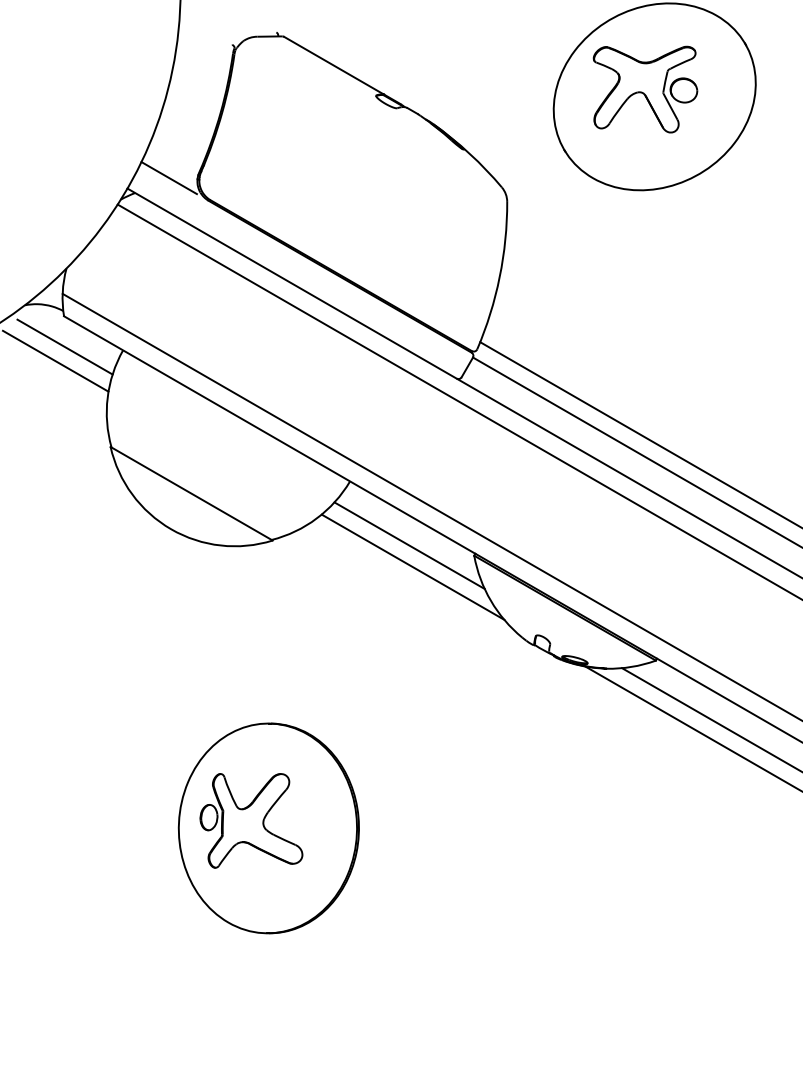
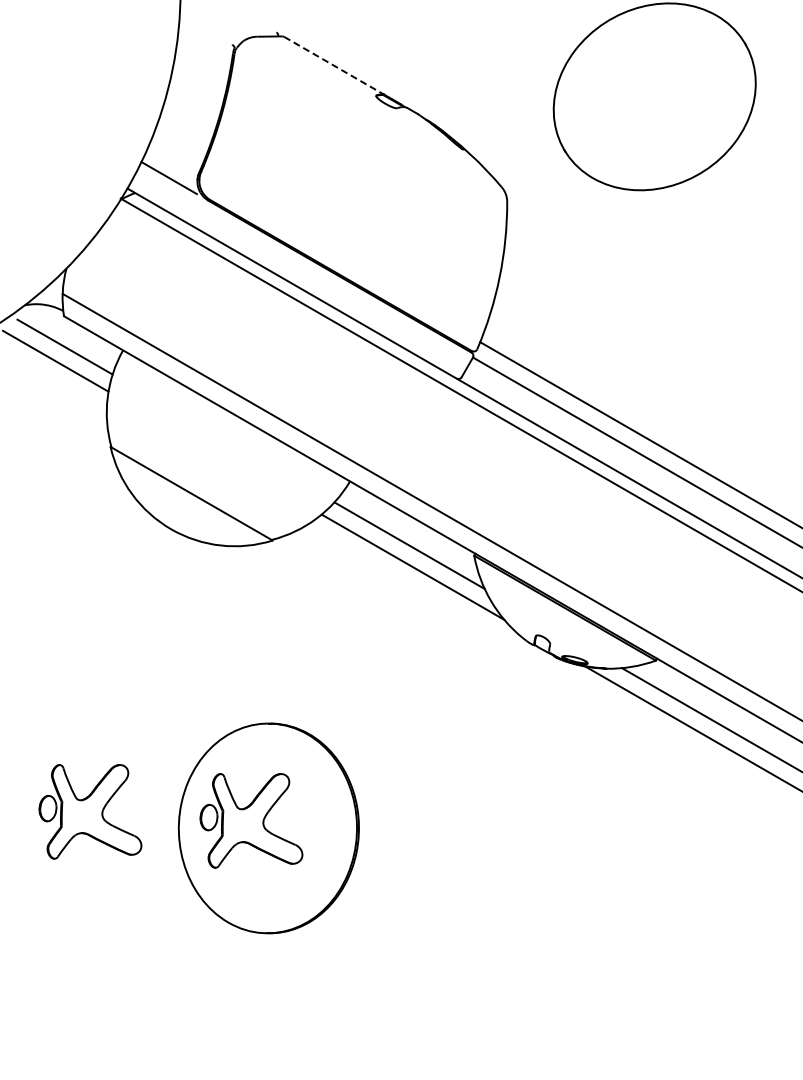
line: solid -> dashed (334, 65)
part: present -> none (645, 89)
line position: (458, 401) -> (459, 394) (459, 394)
part: none -> present (90, 811)
